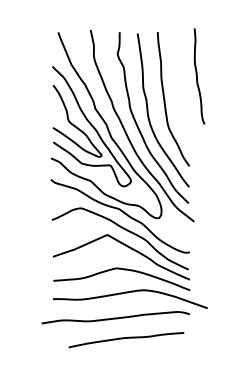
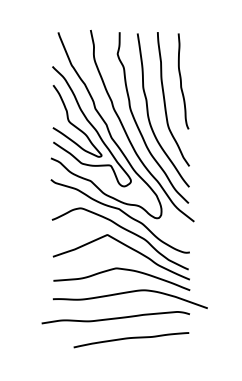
curve position: (197, 76) -> (181, 81) (181, 81)
curve position: (126, 338) -> (131, 338) (131, 338)
